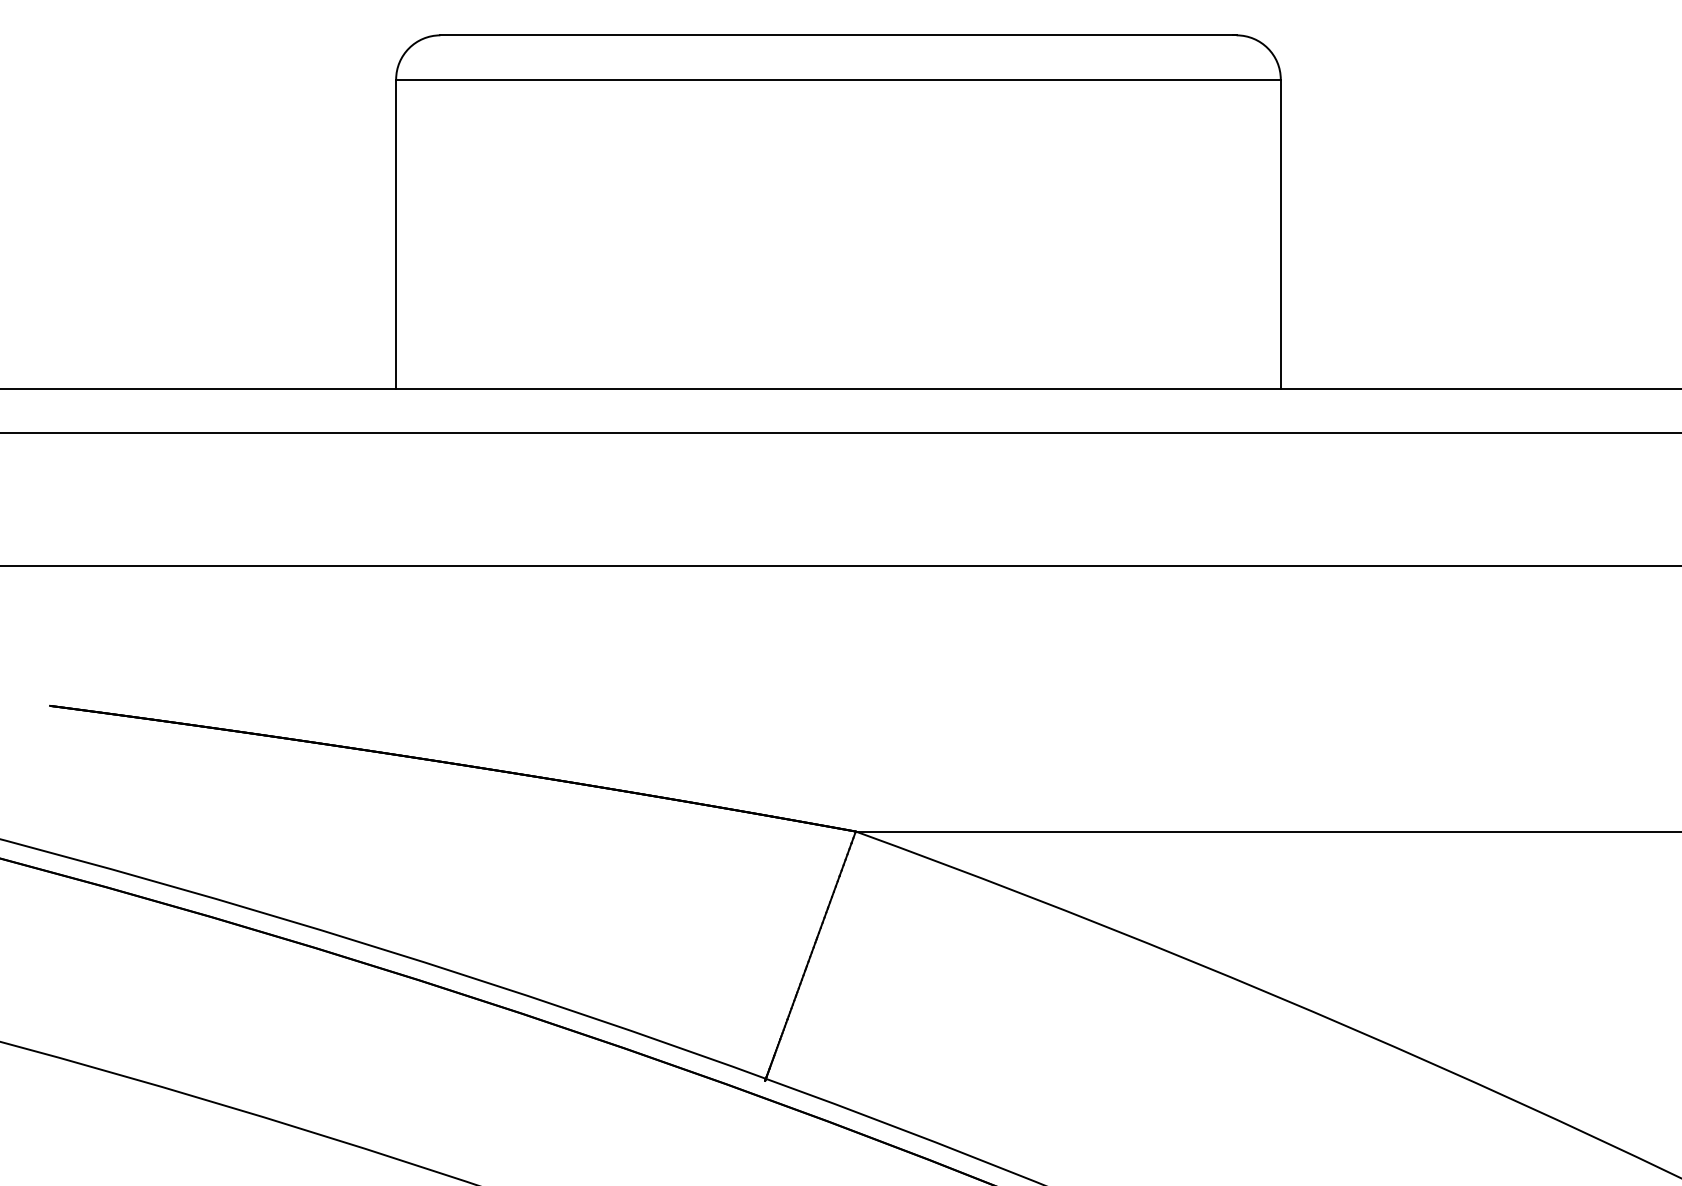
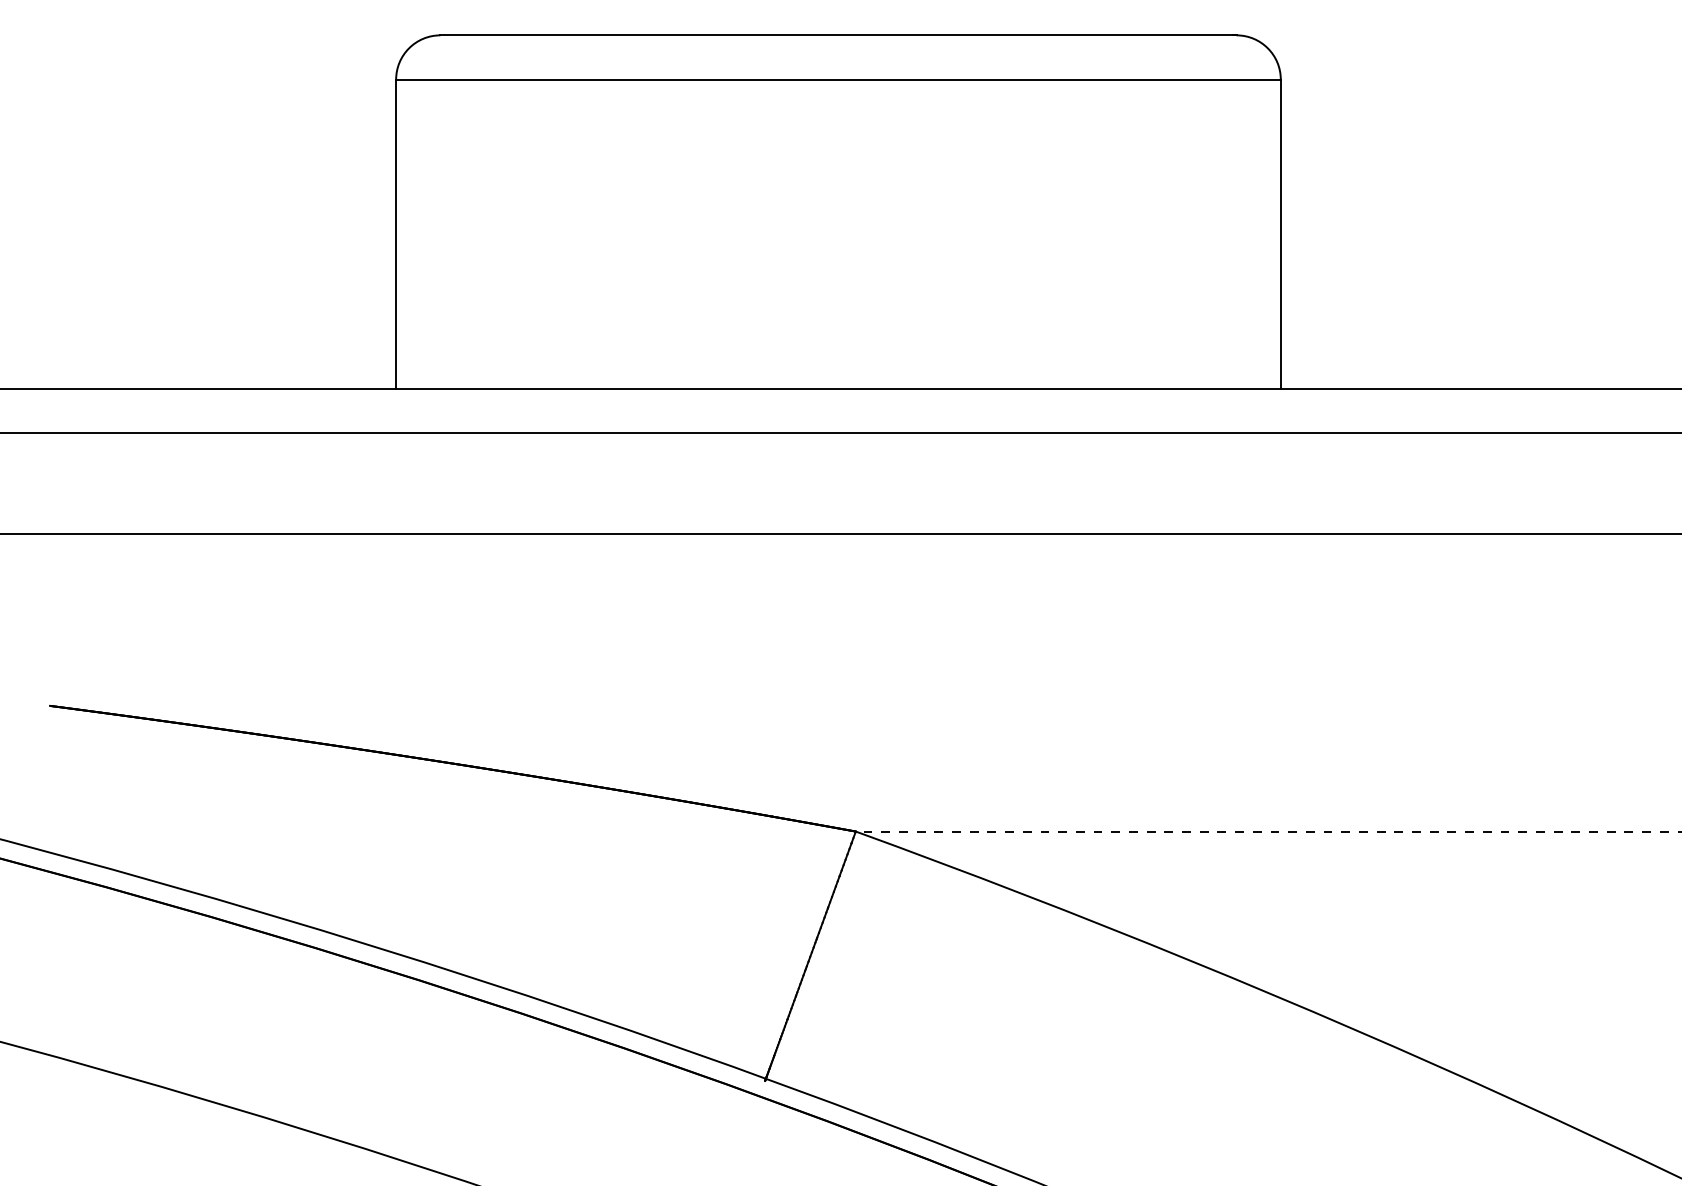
line position: (840, 566) -> (840, 534) (840, 534)
line: solid -> dashed (1268, 831)
